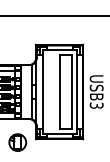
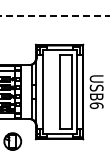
line: solid -> dashed (54, 15)
text: USB3 -> USB6 (96, 105)
part position: (17, 142) -> (12, 141) (12, 141)
